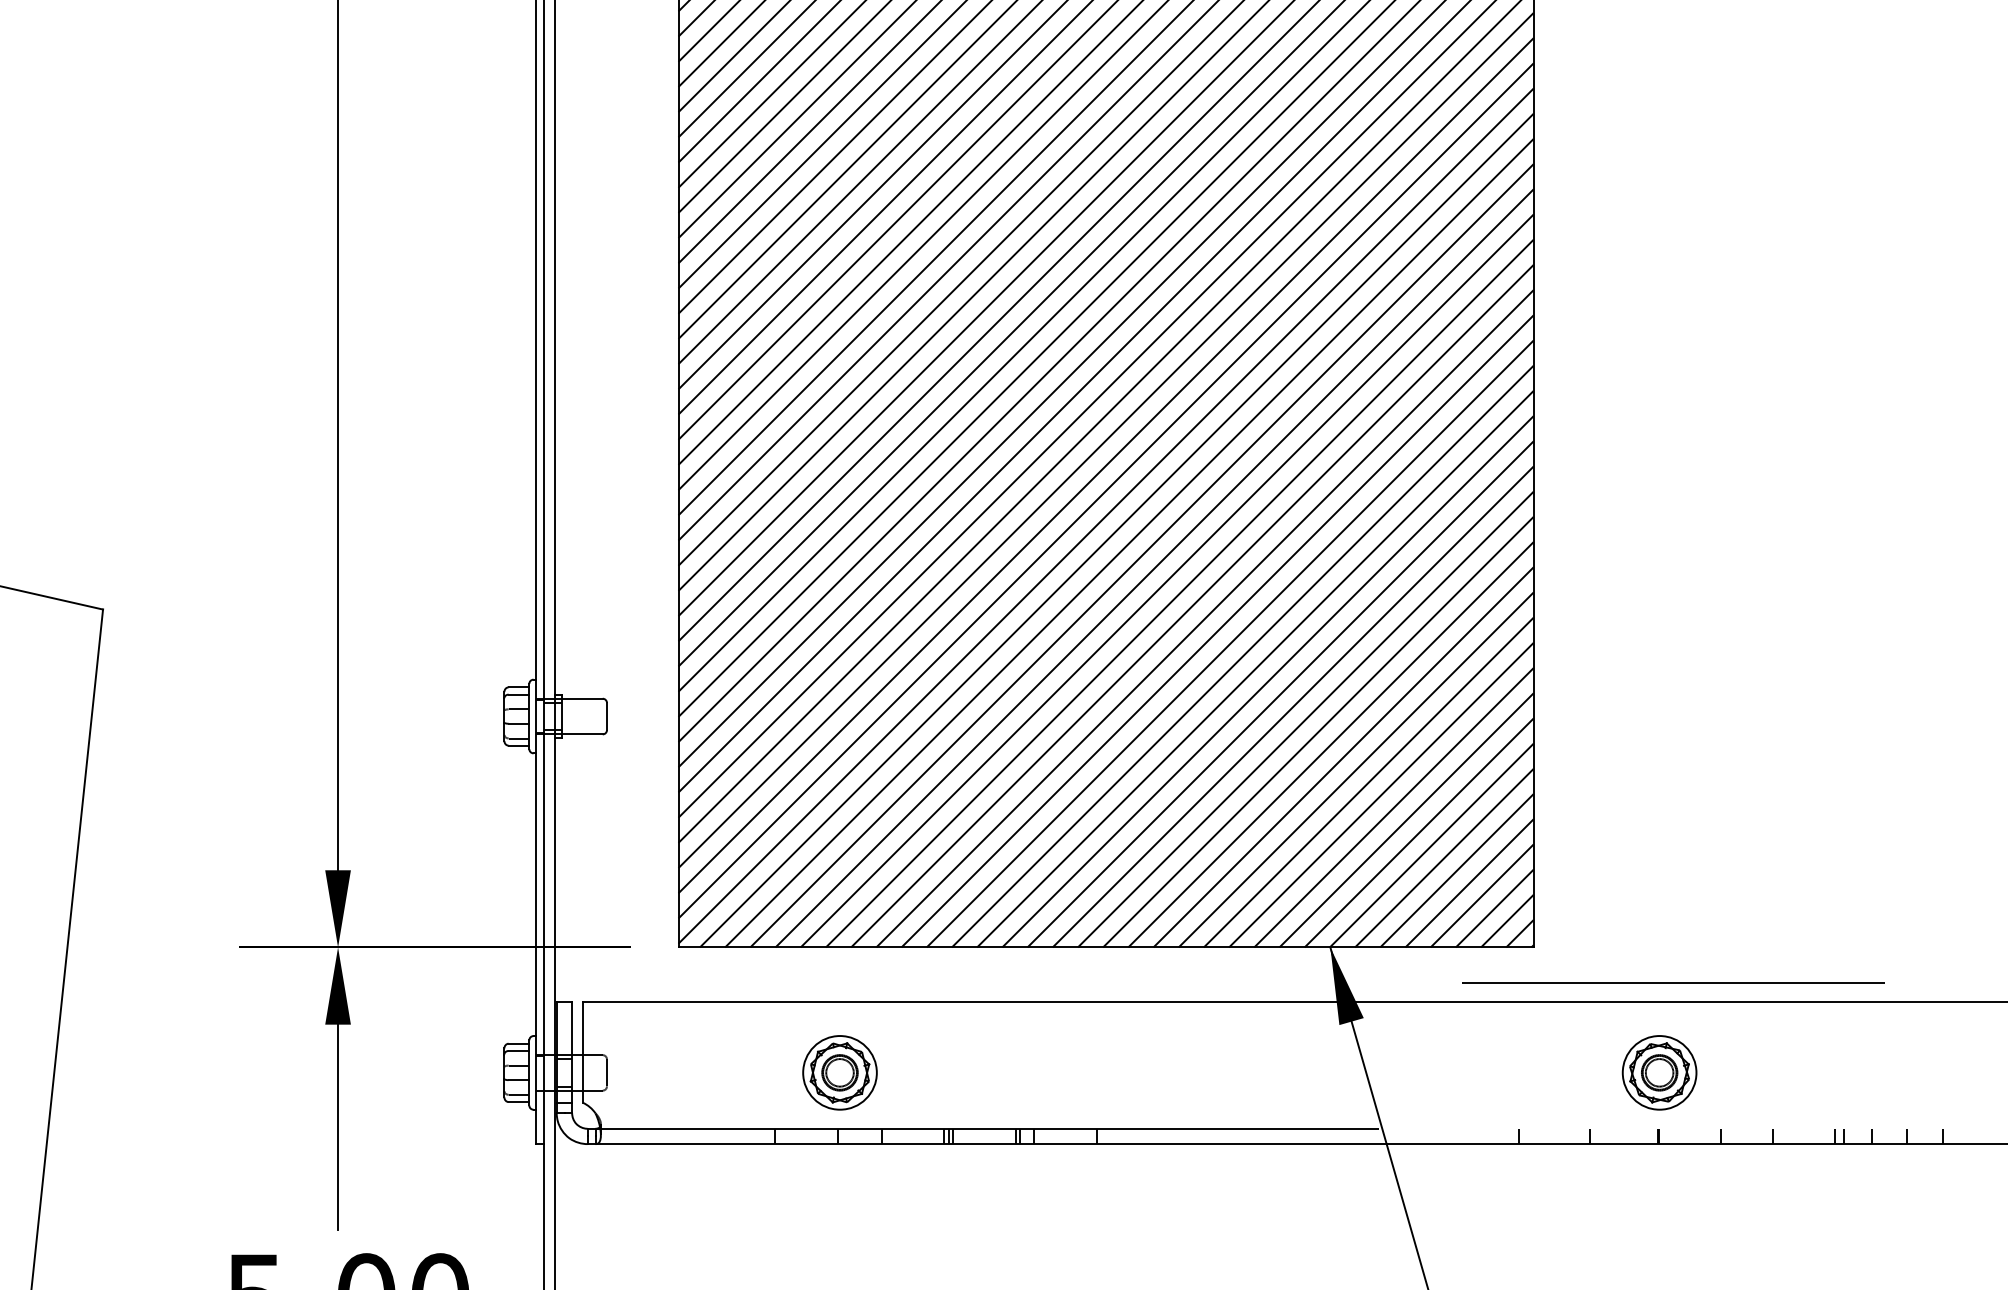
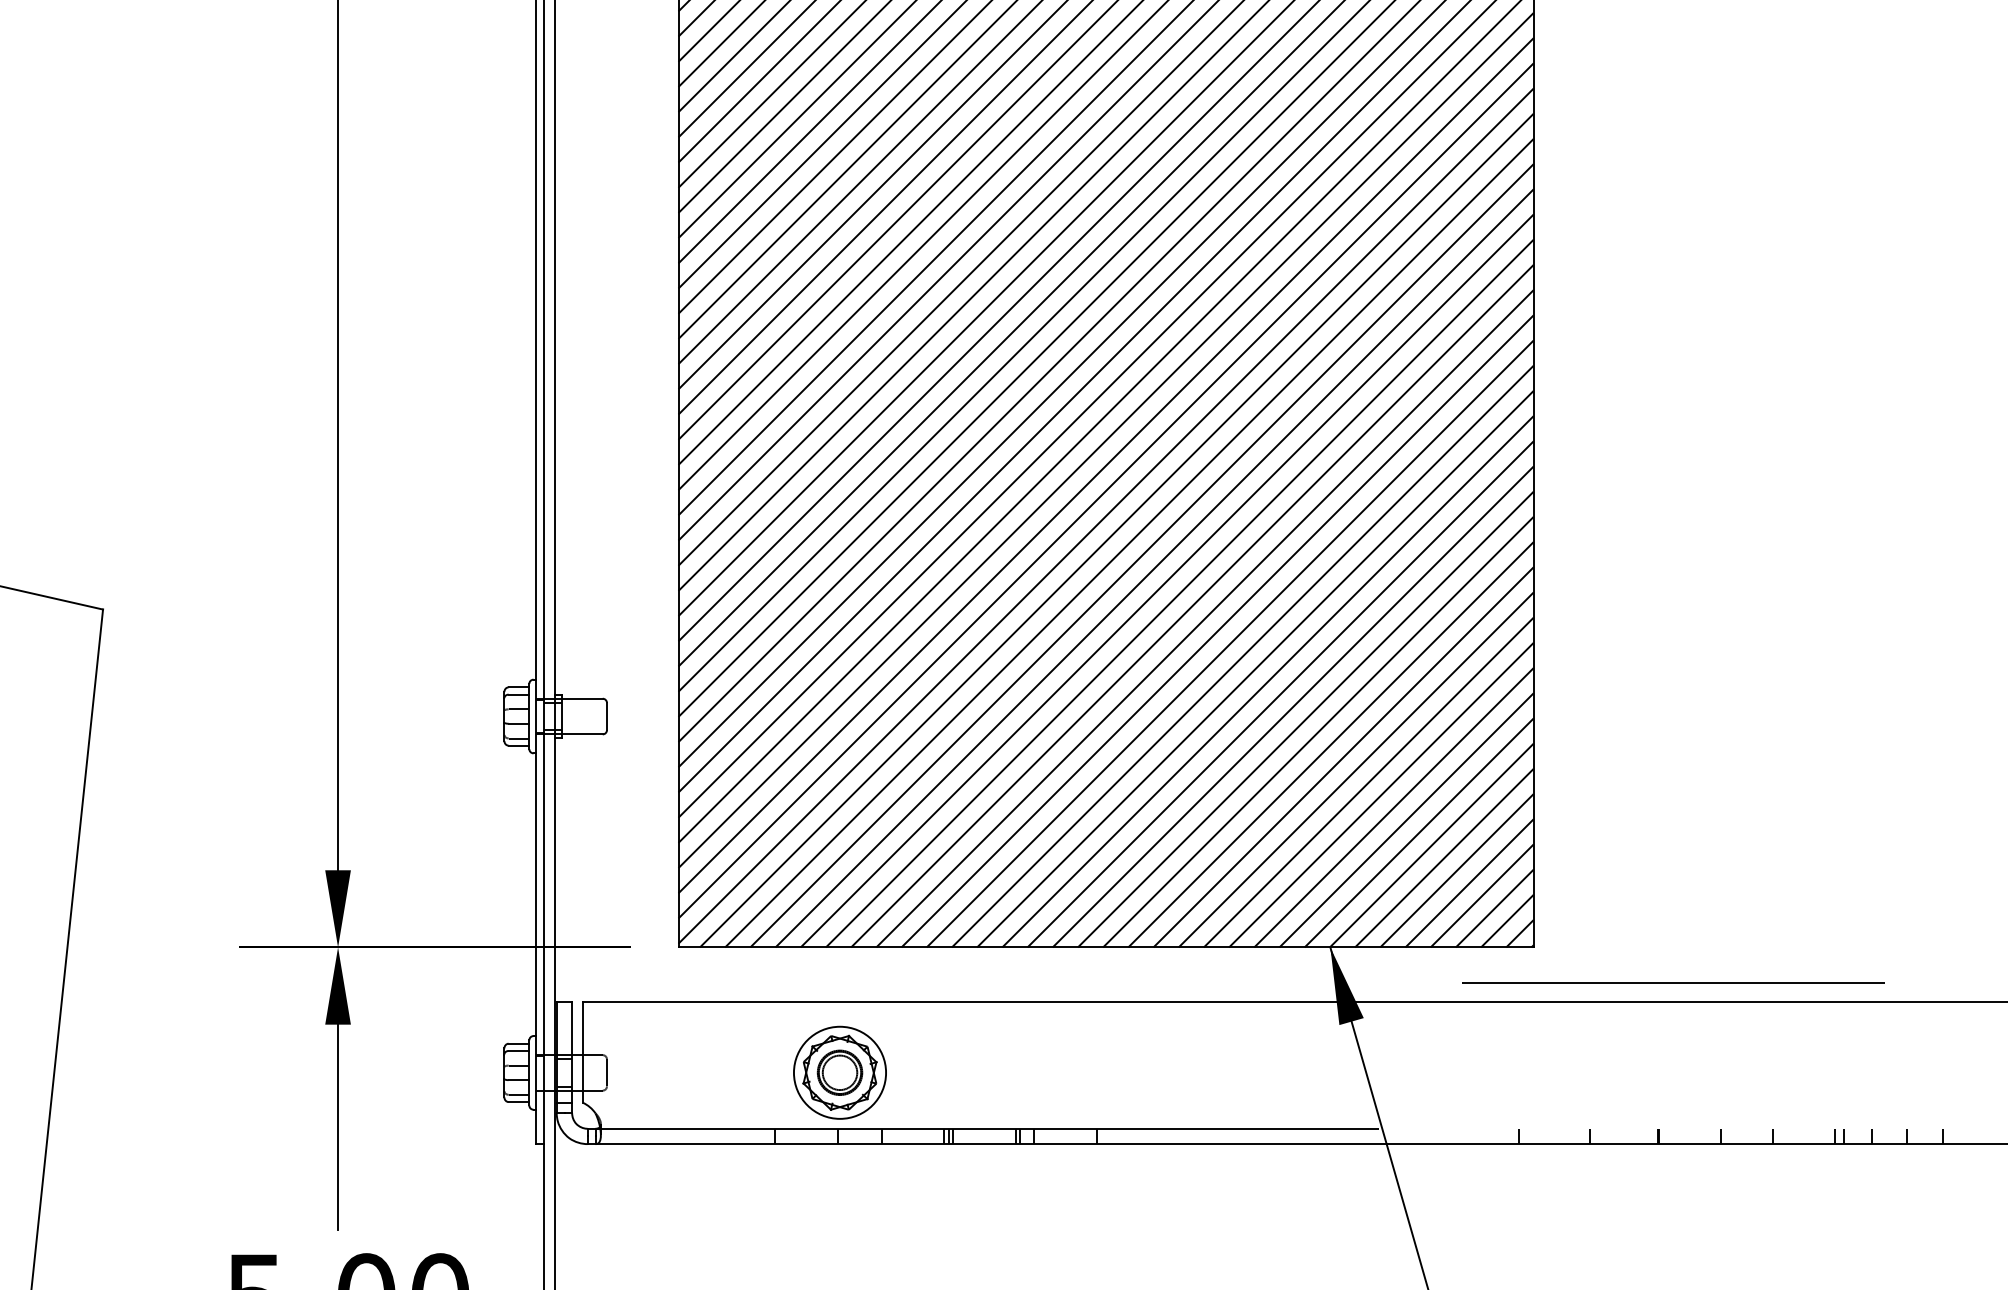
part size: 76x76 px -> 94x95 px (839, 1072)
part: present -> none (1659, 1072)
